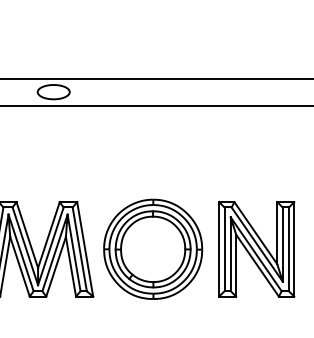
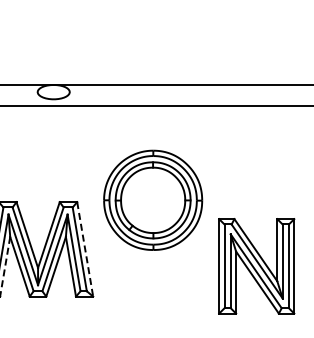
line position: (156, 78) -> (156, 84) (156, 84)
part position: (153, 248) -> (153, 199) (153, 199)
line: solid -> dashed (85, 249)
part position: (256, 249) -> (256, 266) (256, 266)
line: solid -> dashed (5, 267)
